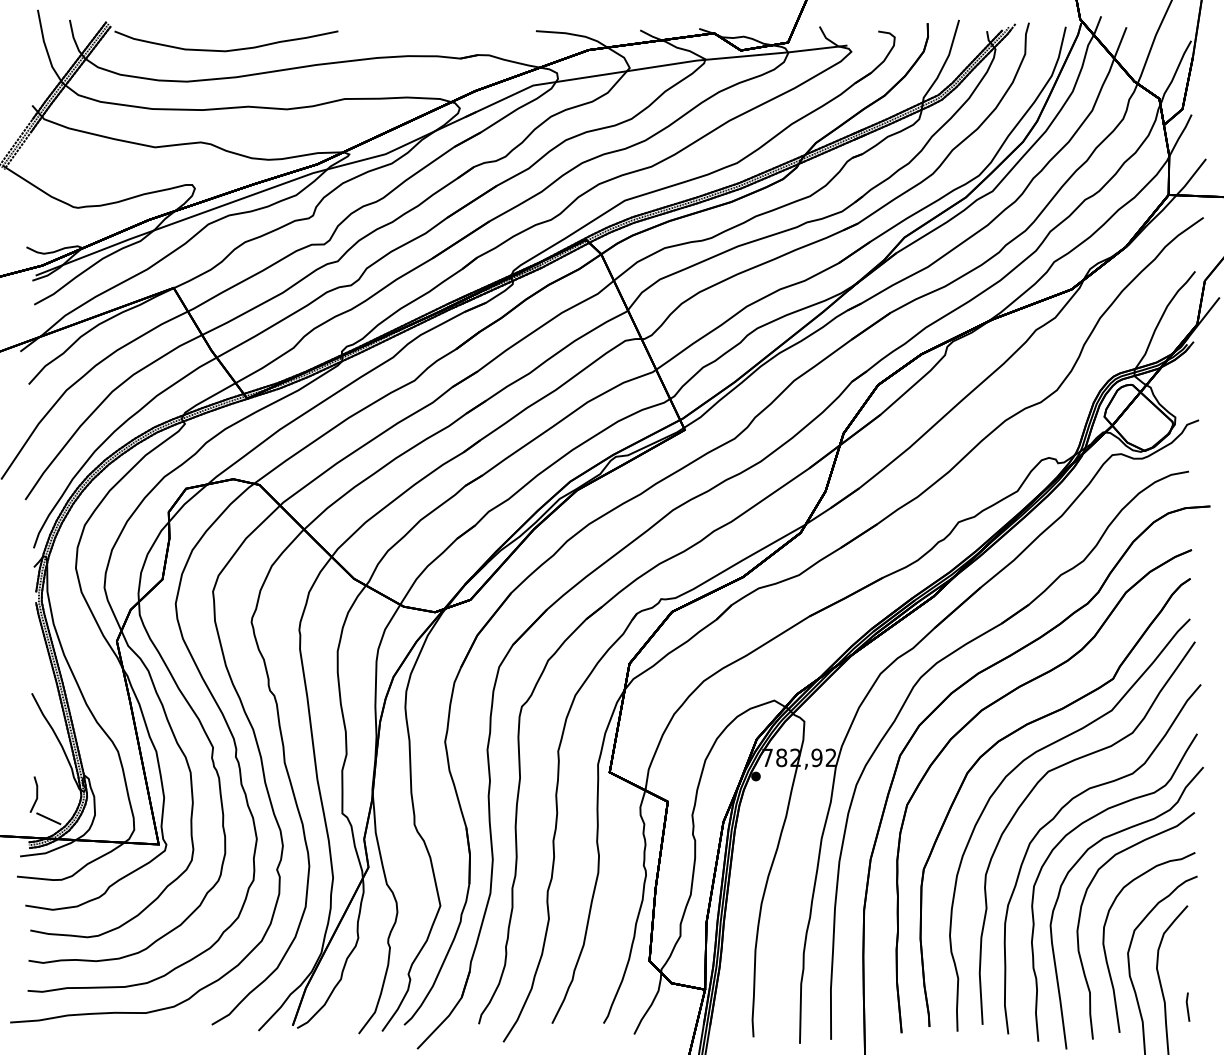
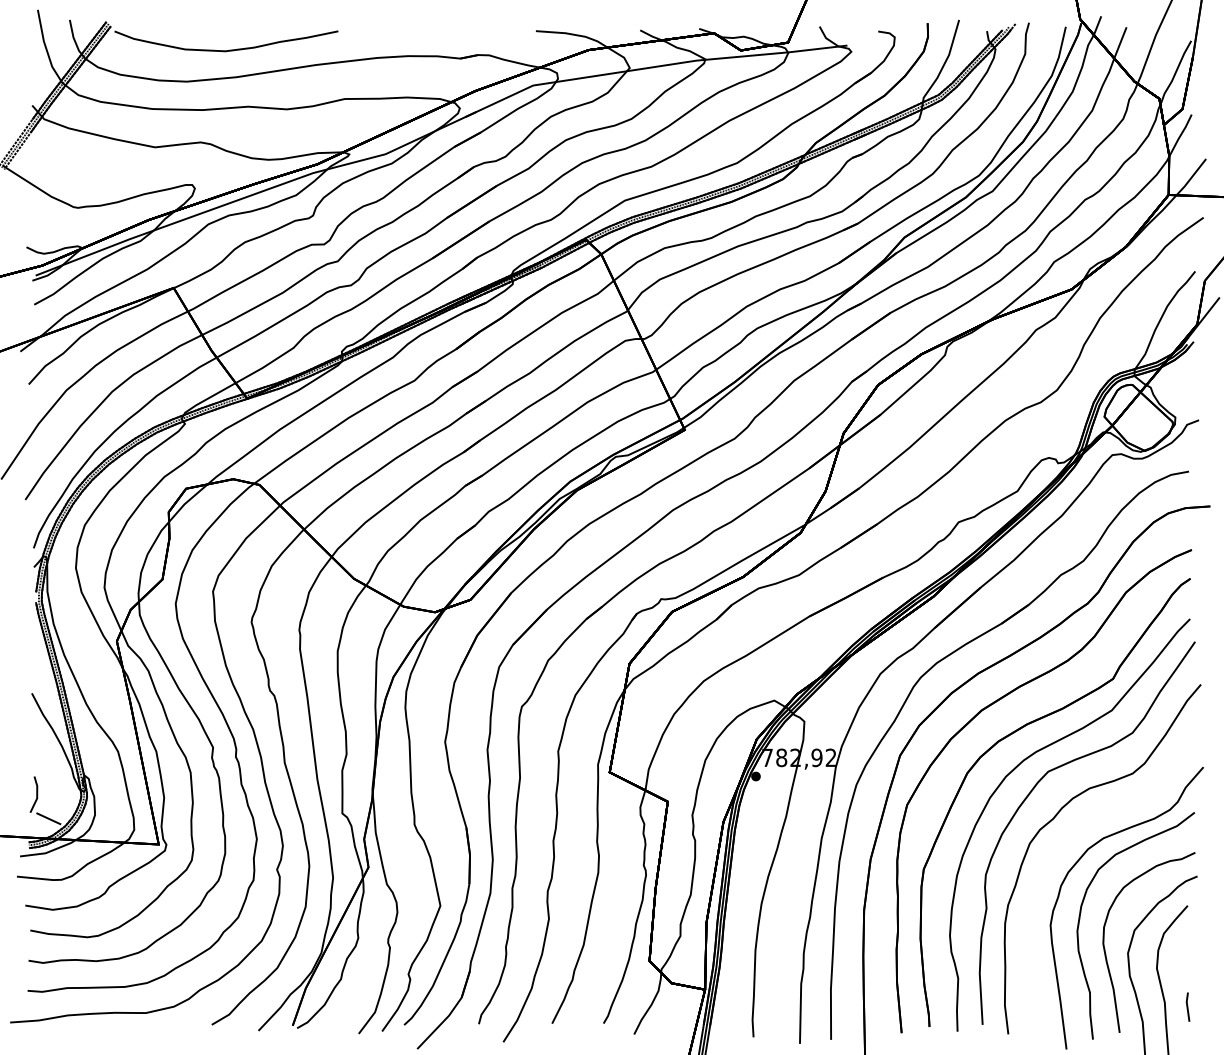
part: present -> none (1074, 830)
